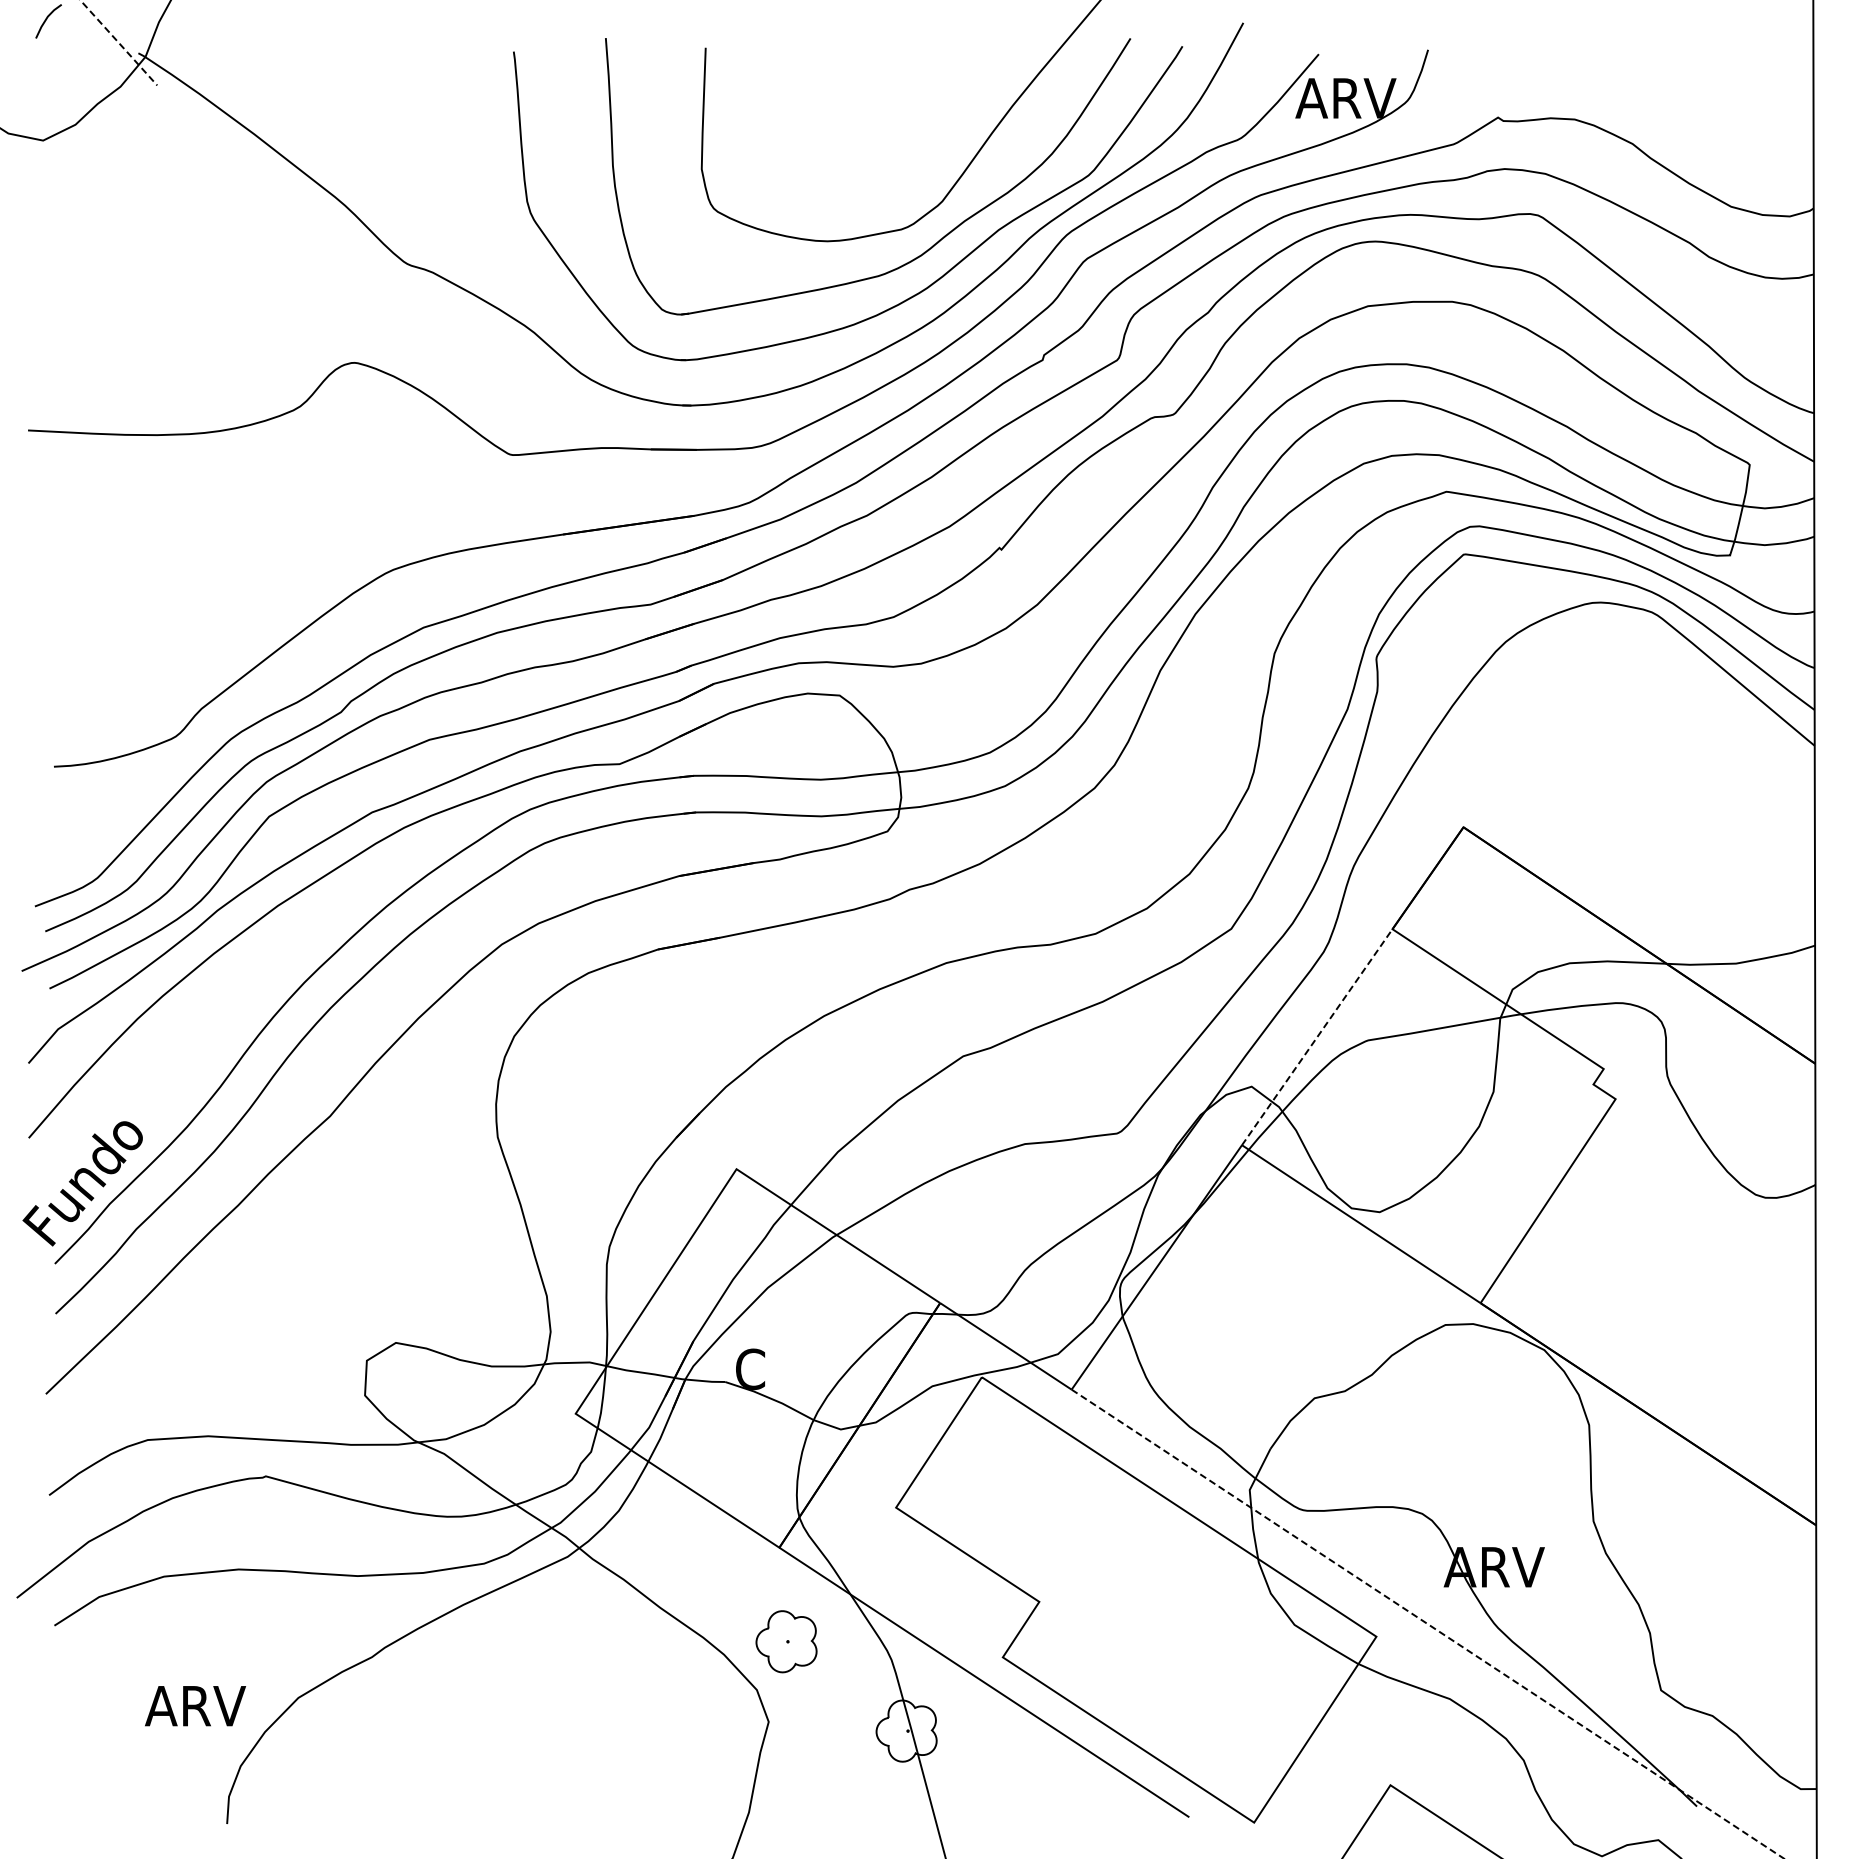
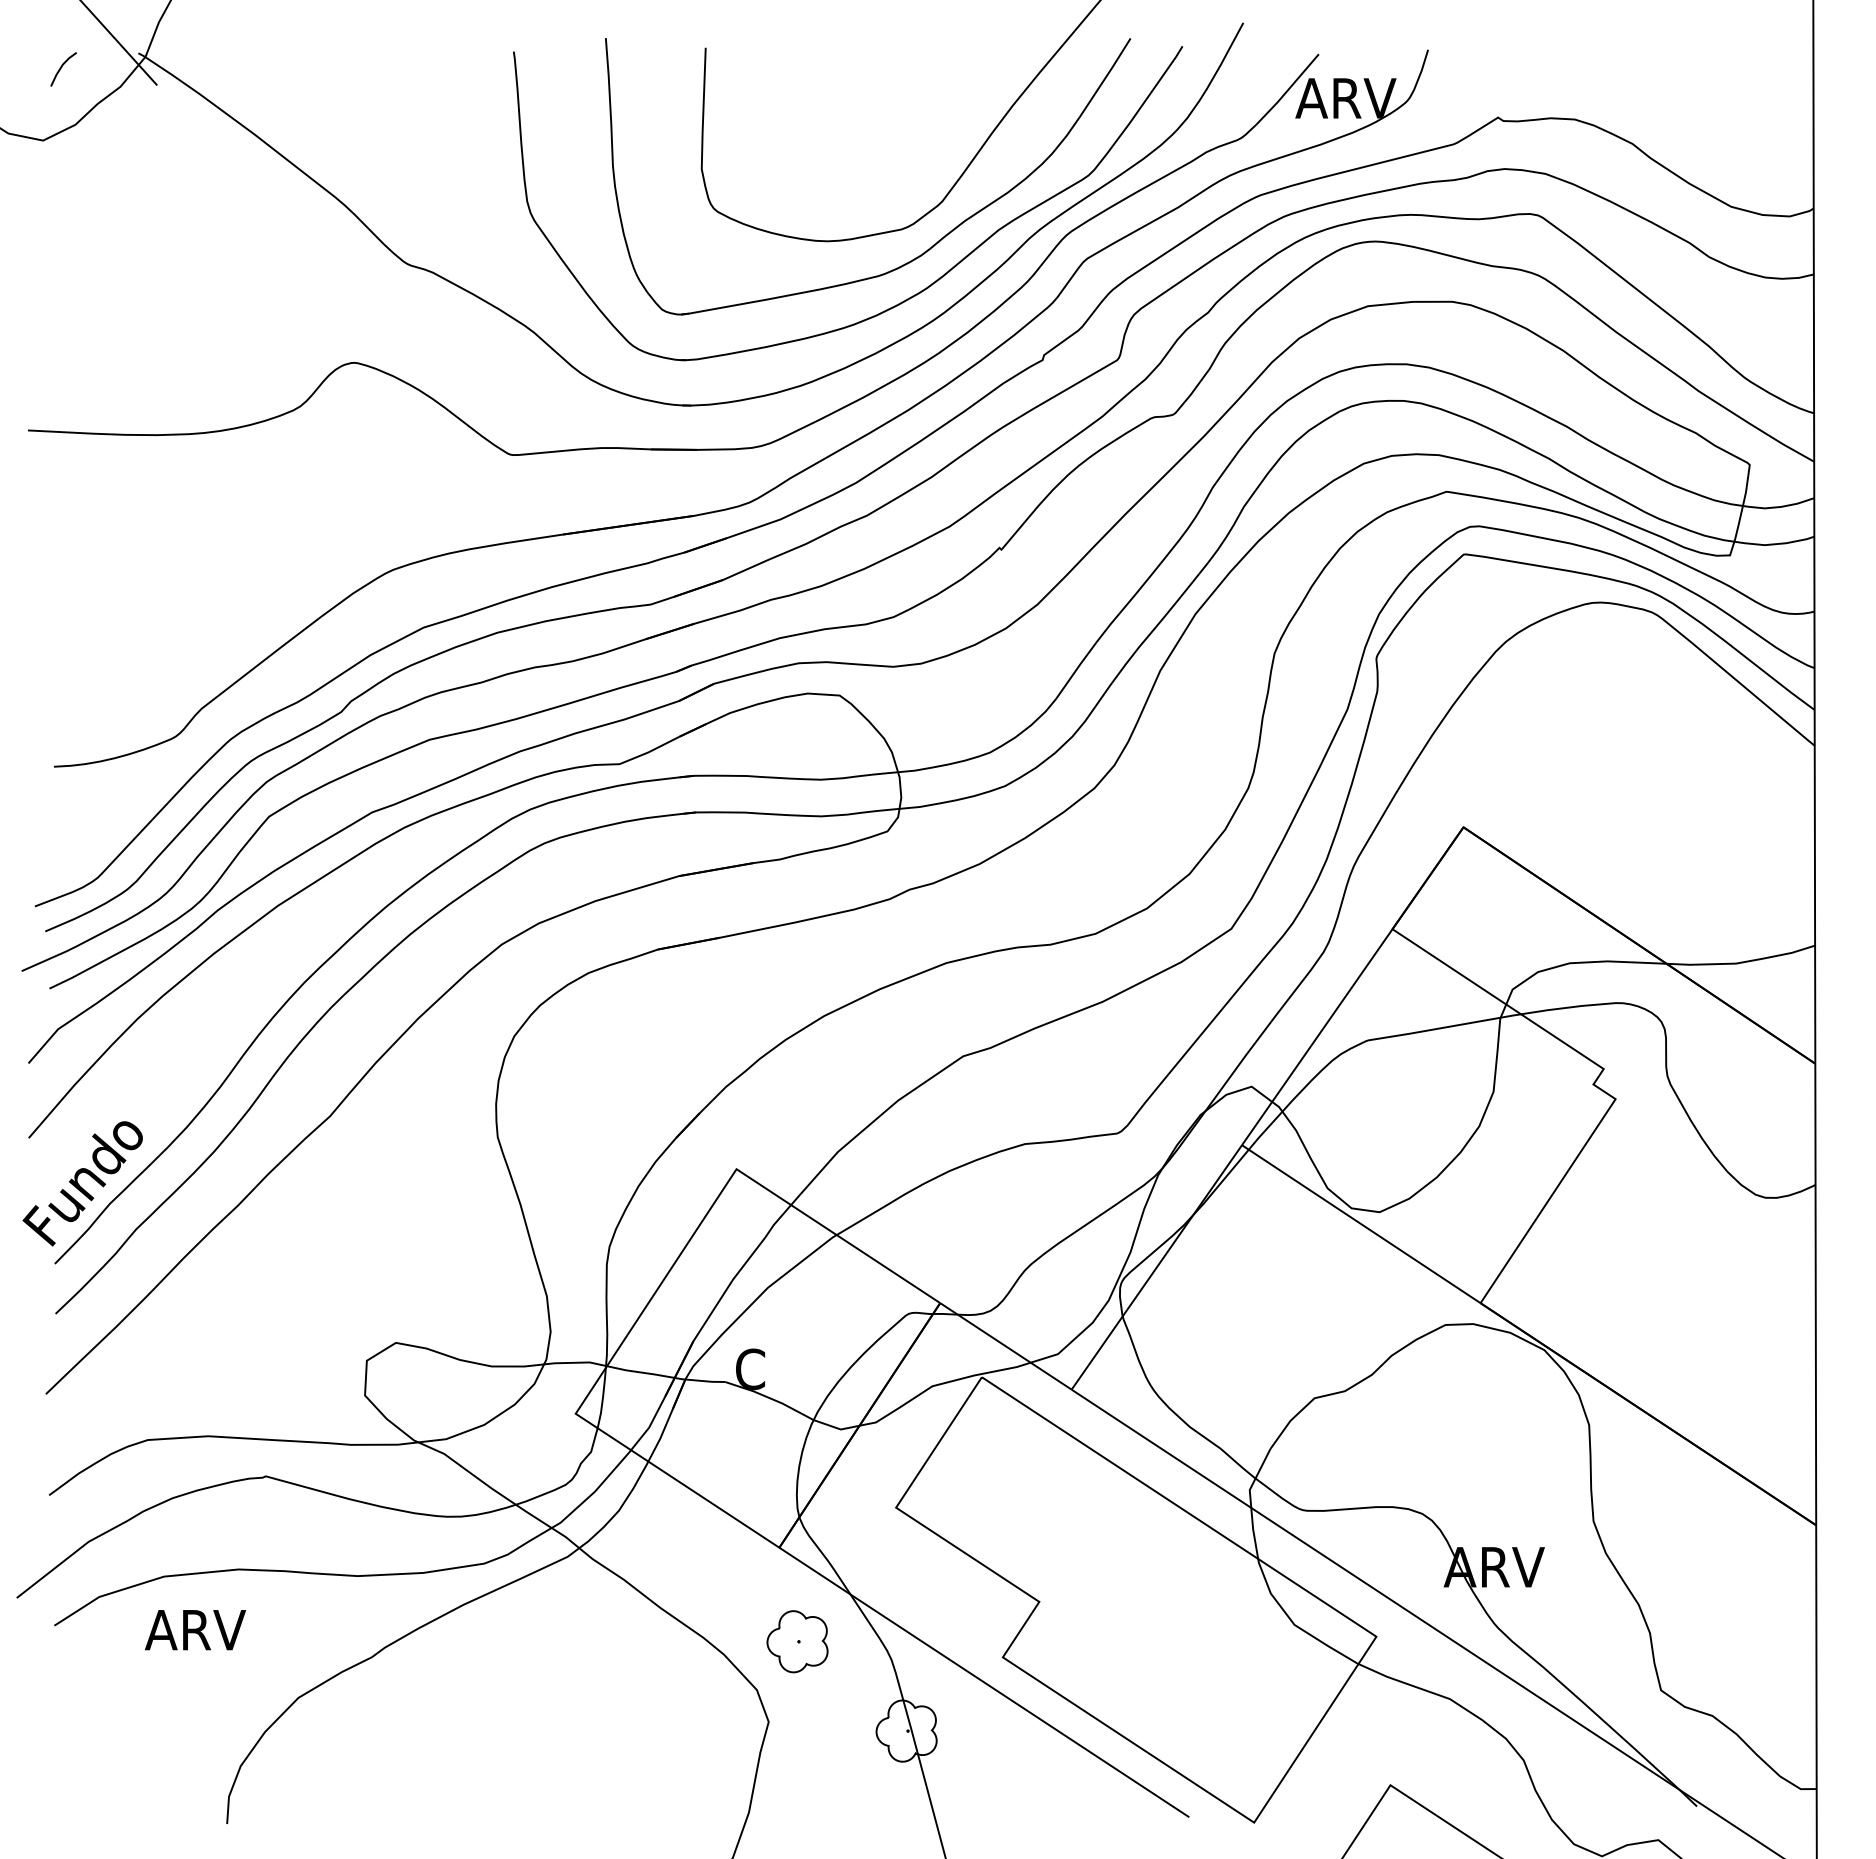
line position: (47, 19) -> (62, 67) (62, 67)
line: dashed -> solid (119, 43)
line: dashed -> solid (1317, 1037)
line: dashed -> solid (1427, 1624)
part position: (786, 1641) -> (797, 1641) (797, 1641)
text position: (195, 1706) -> (195, 1630) (195, 1630)
